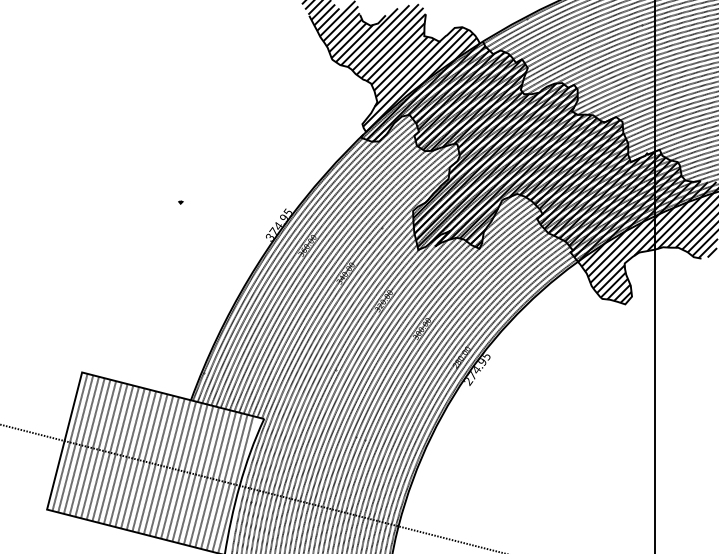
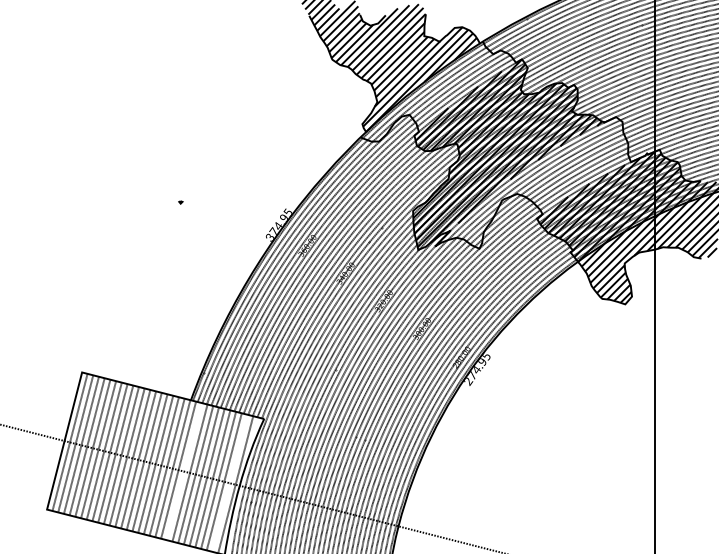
hatch: present -> none (436, 92)
hatch: present -> none (533, 182)
line: present -> none (183, 471)
line: present -> none (229, 482)
